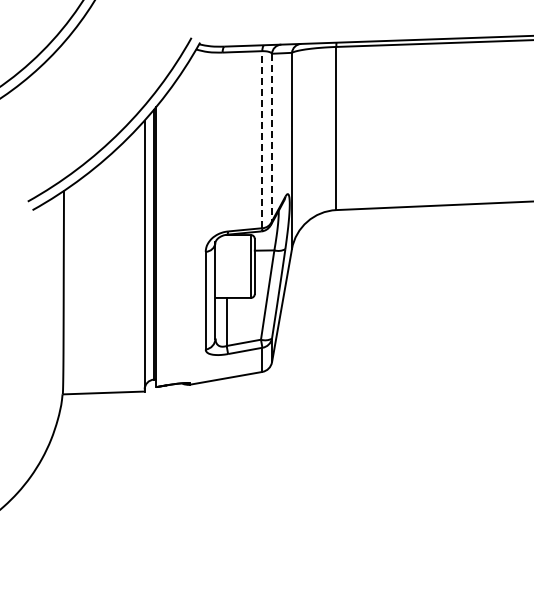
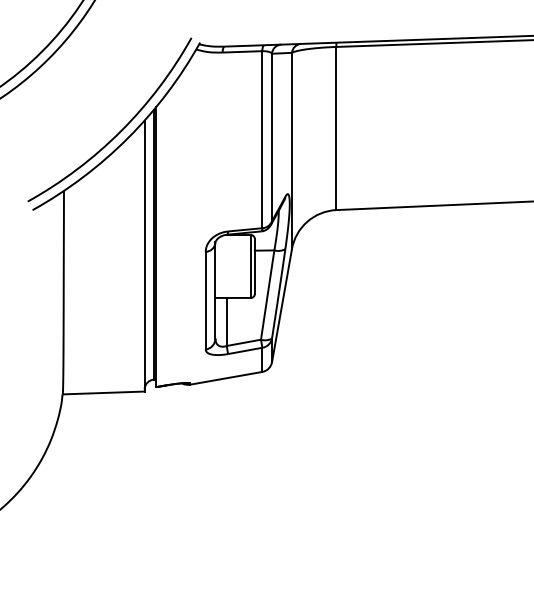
line: dashed -> solid (272, 137)
line: dashed -> solid (262, 139)
